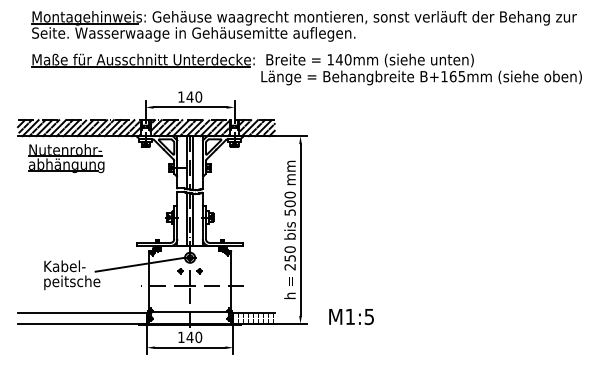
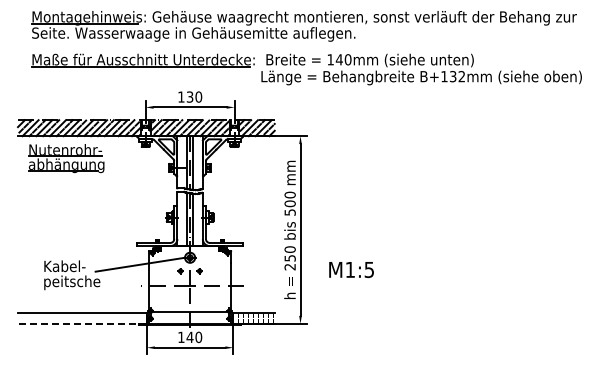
text: B+165mm -> B+132mm (456, 76)
text: 140 -> 130 (189, 96)
text position: (351, 316) -> (351, 269) (351, 269)
line: solid -> dashed (81, 323)
